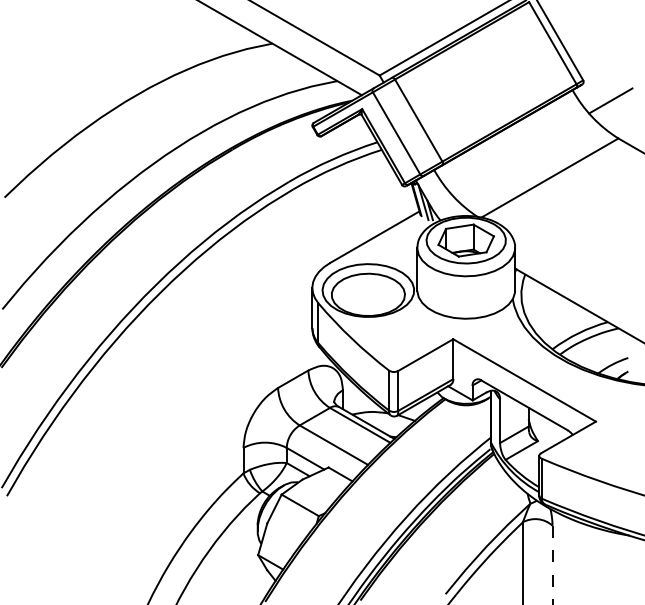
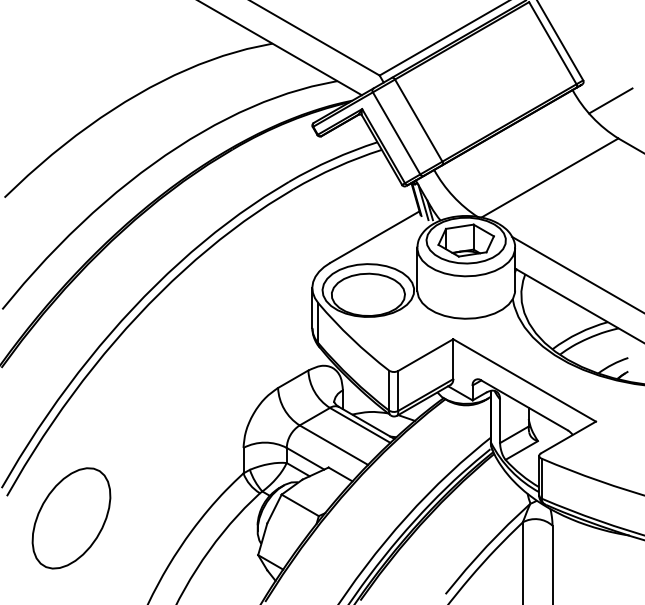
line: none -> present (576, 273)
part: none -> present (71, 518)
line: dashed -> solid (552, 565)
